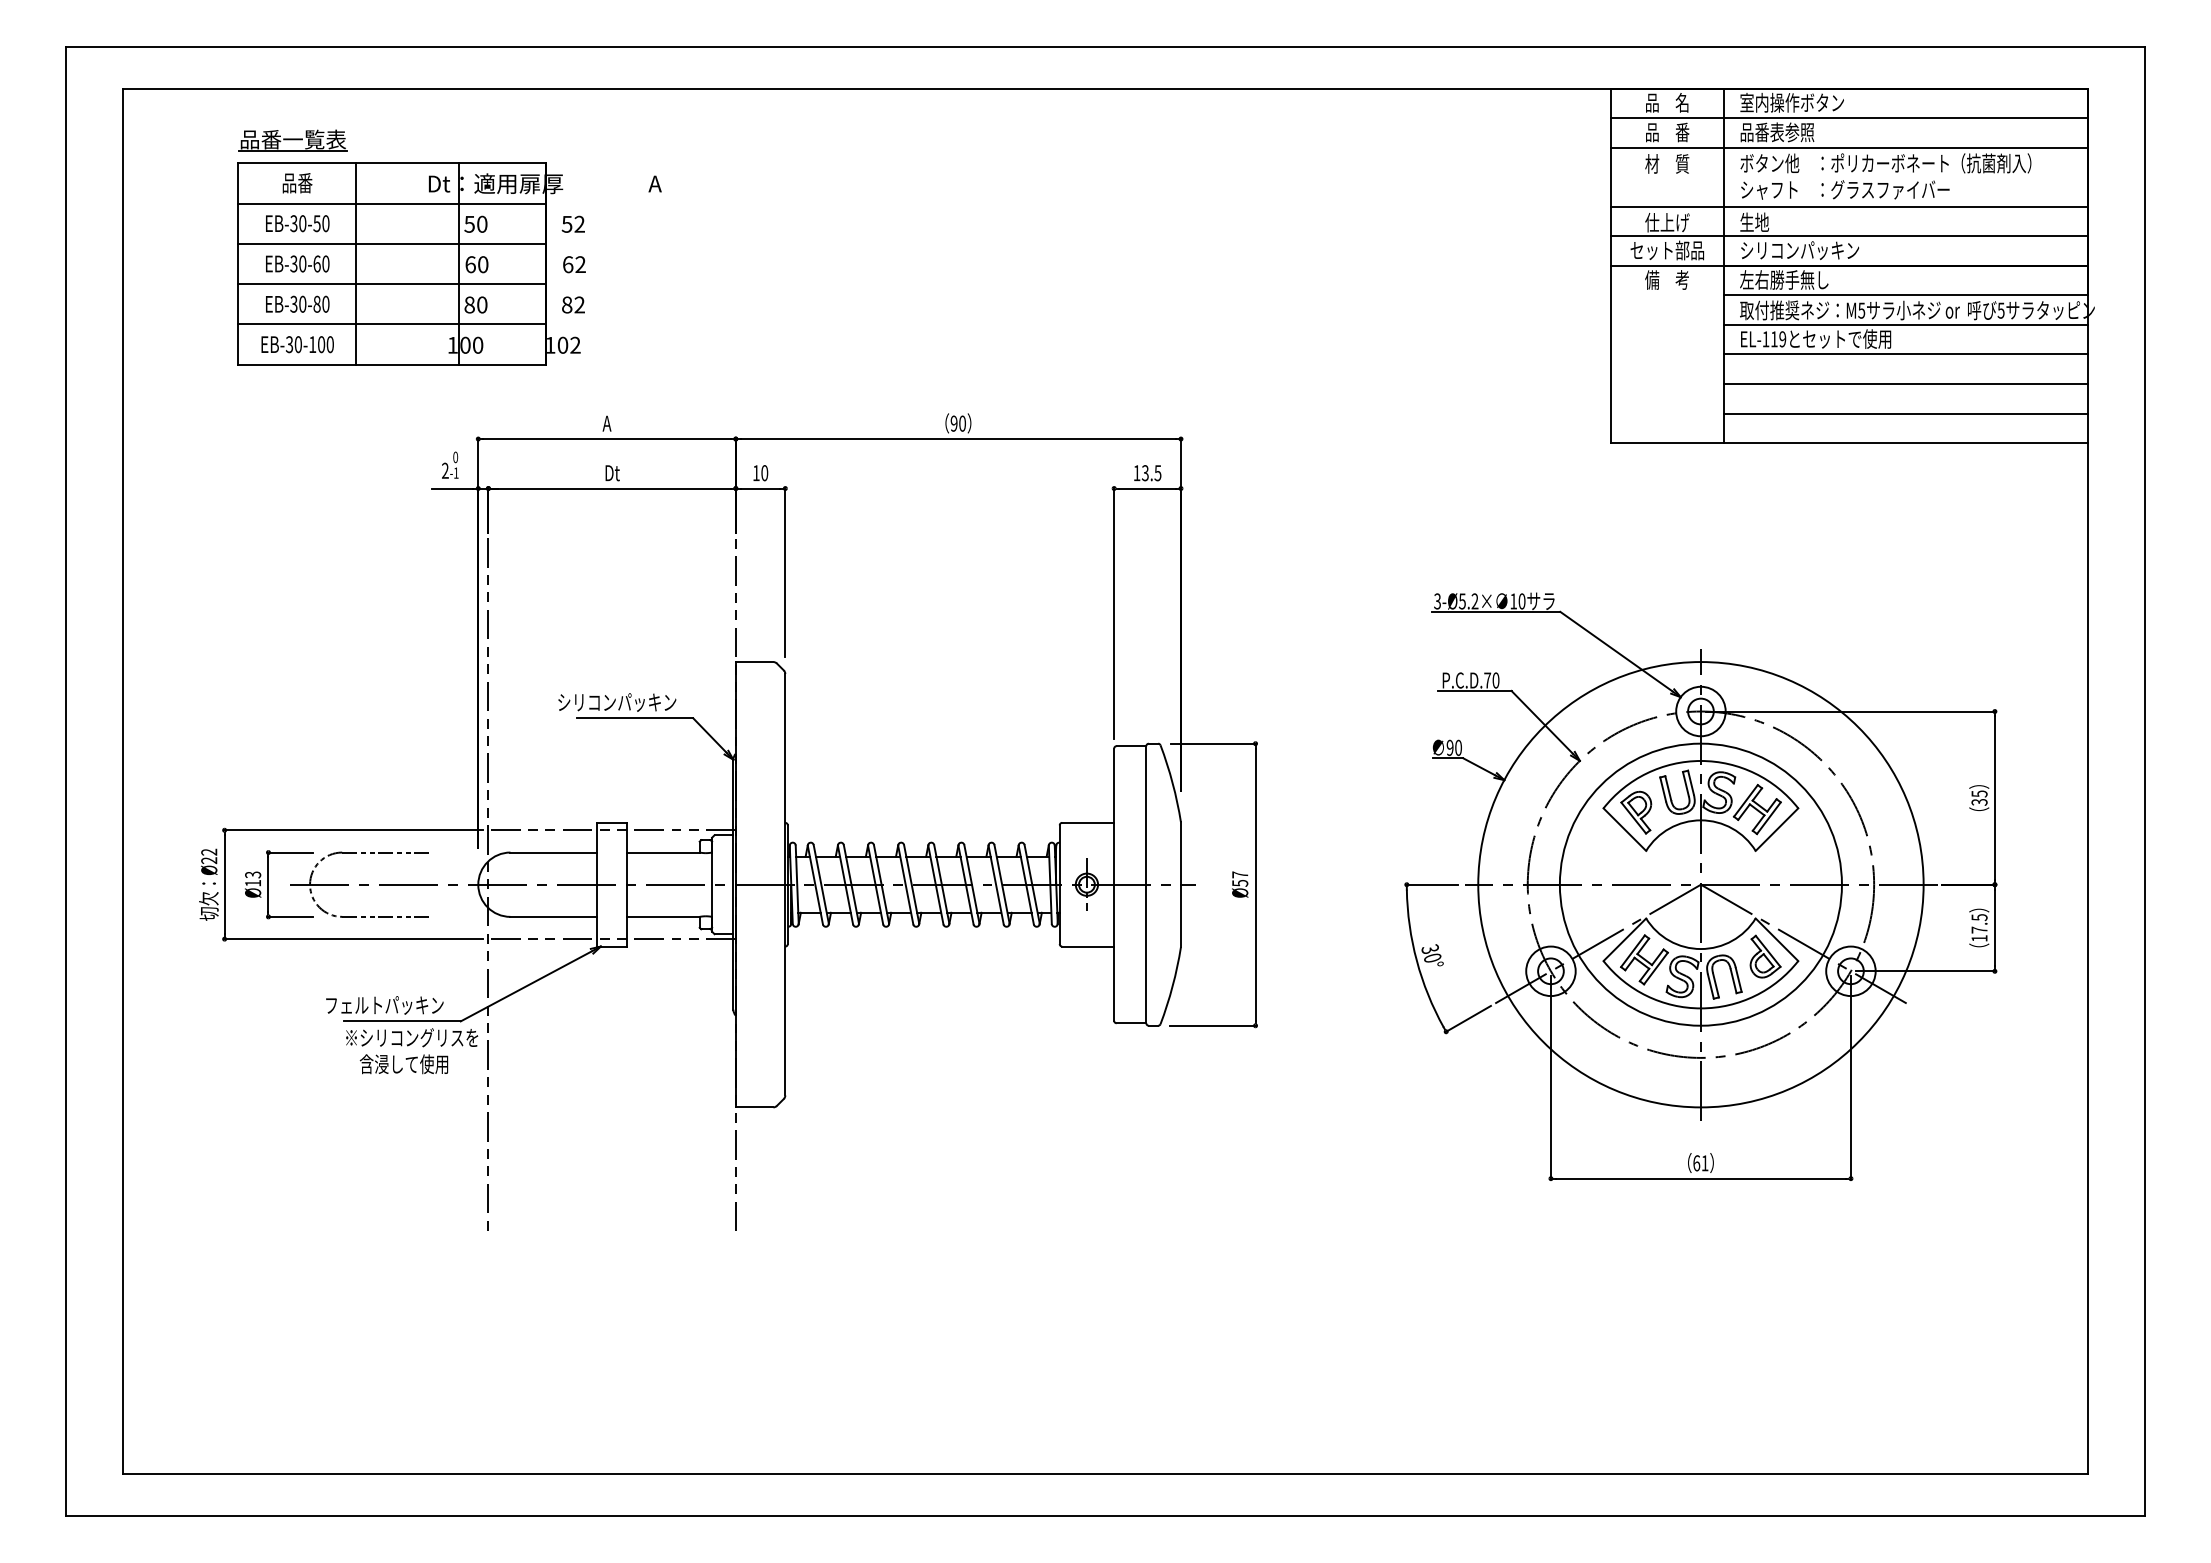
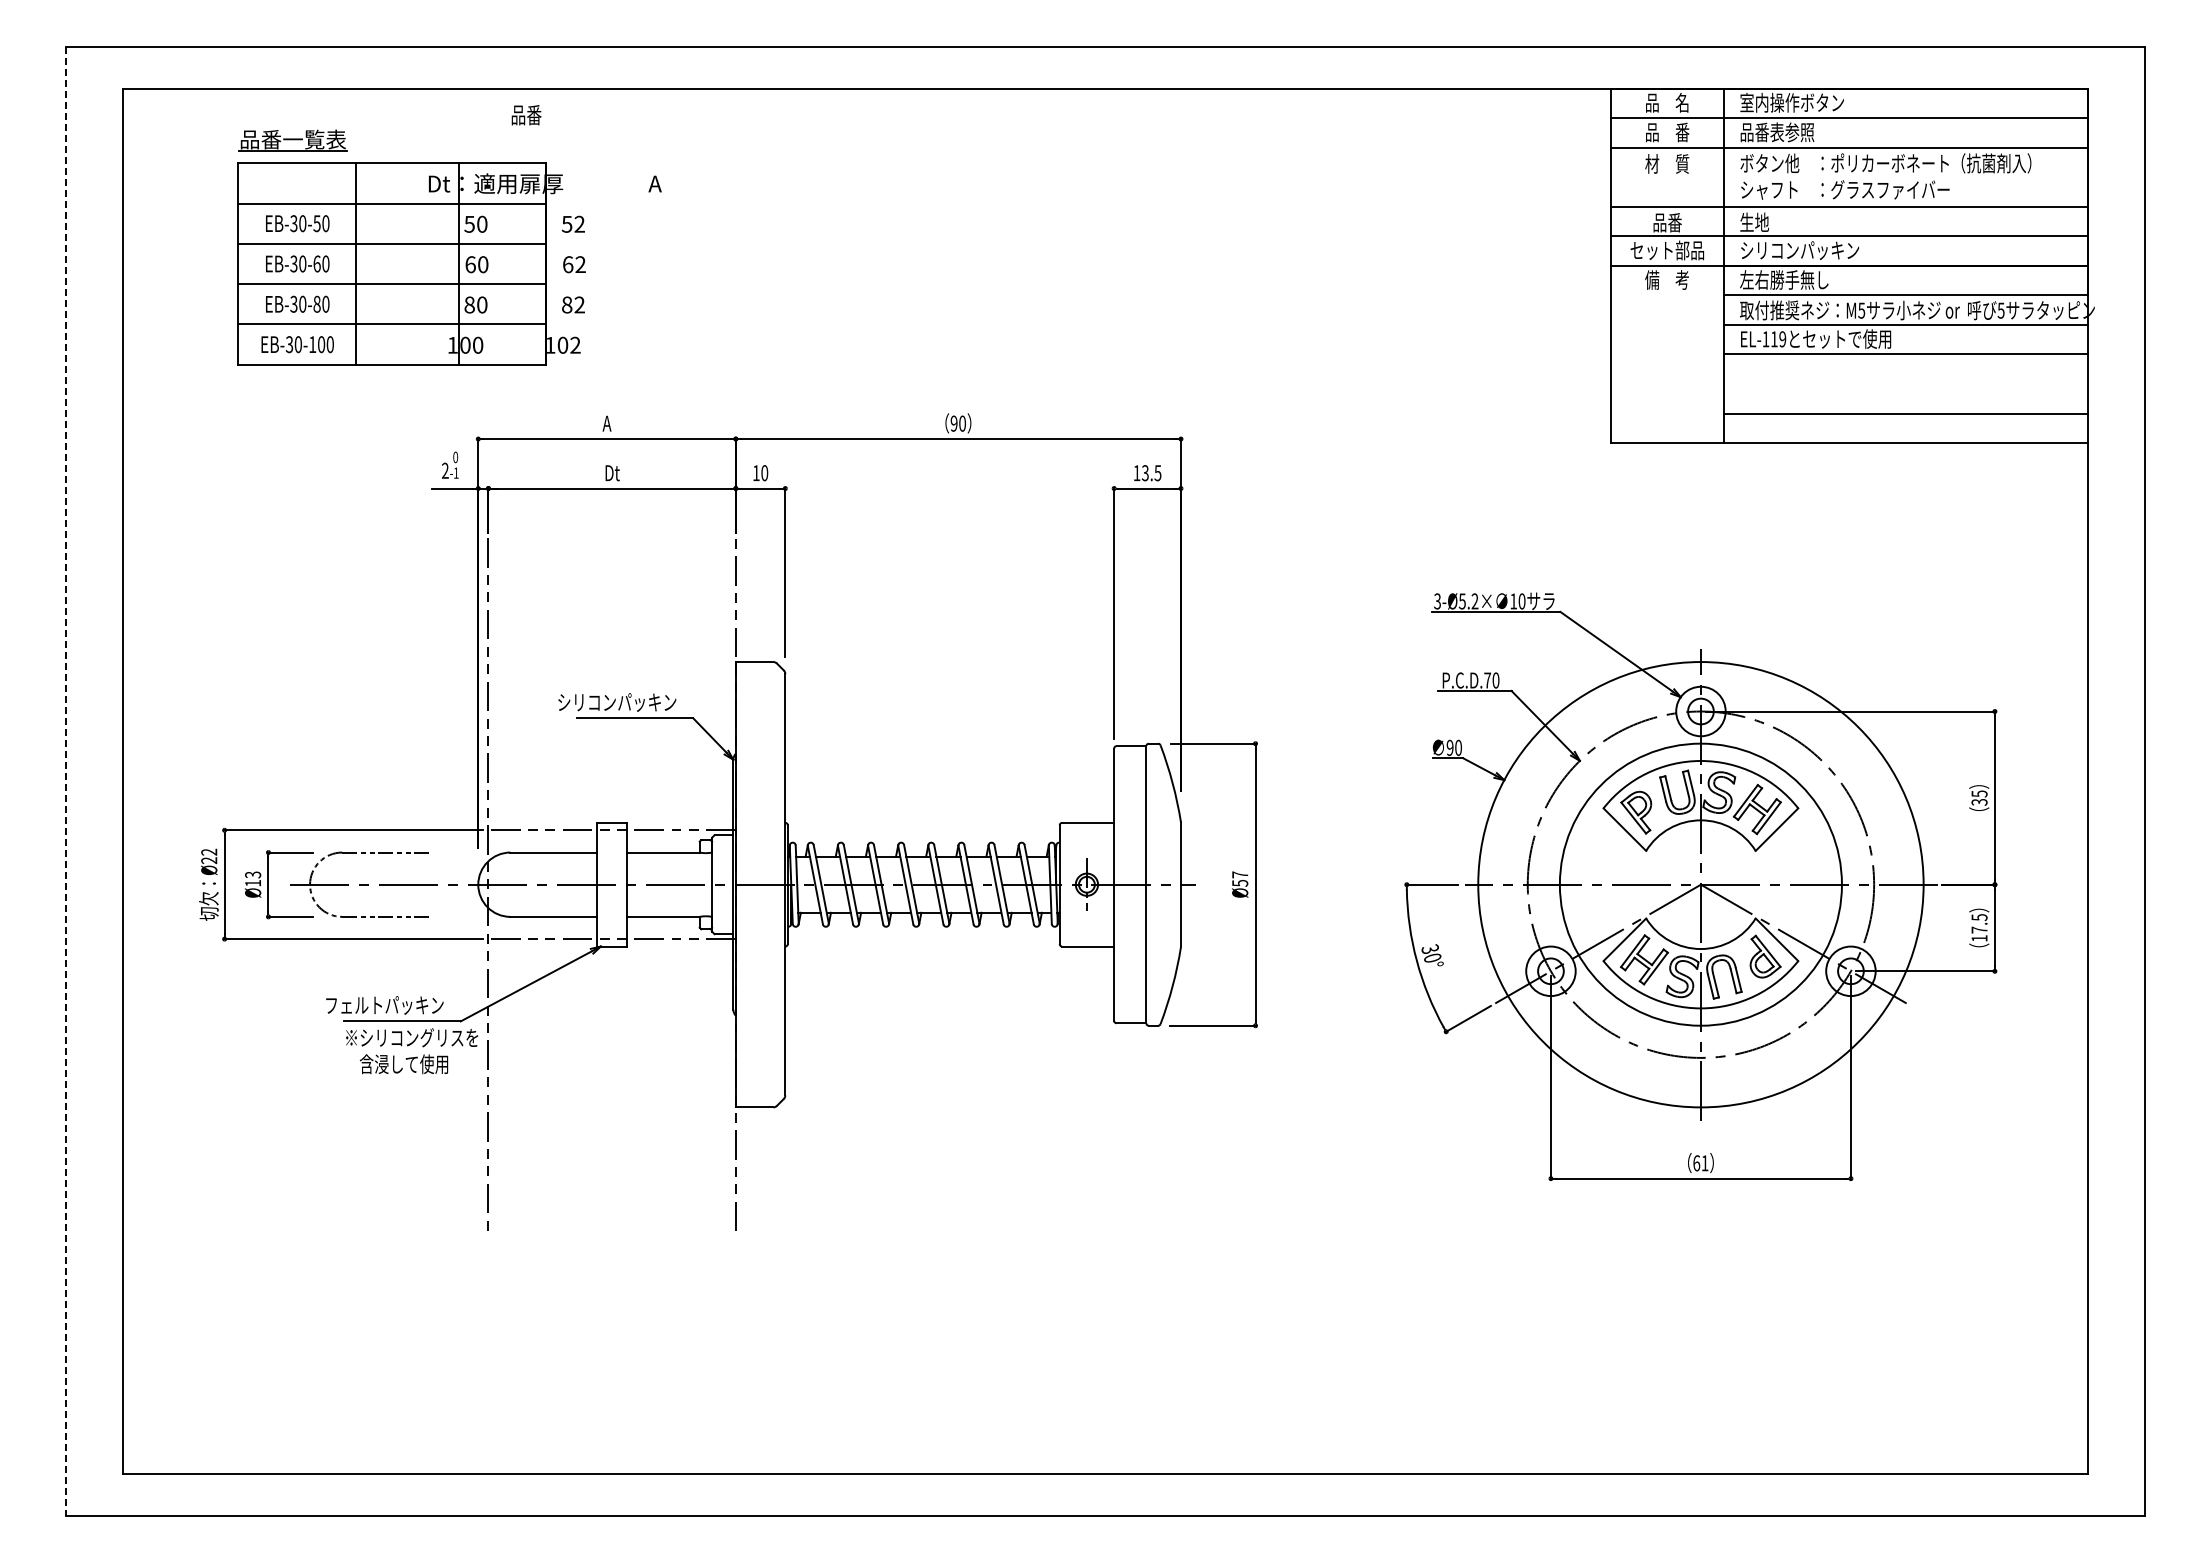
text position: (297, 183) -> (526, 115) (526, 115)
text: 仕上げ -> 品番 (1667, 222)
line: present -> none (1905, 384)
line: solid -> dashed (66, 781)
